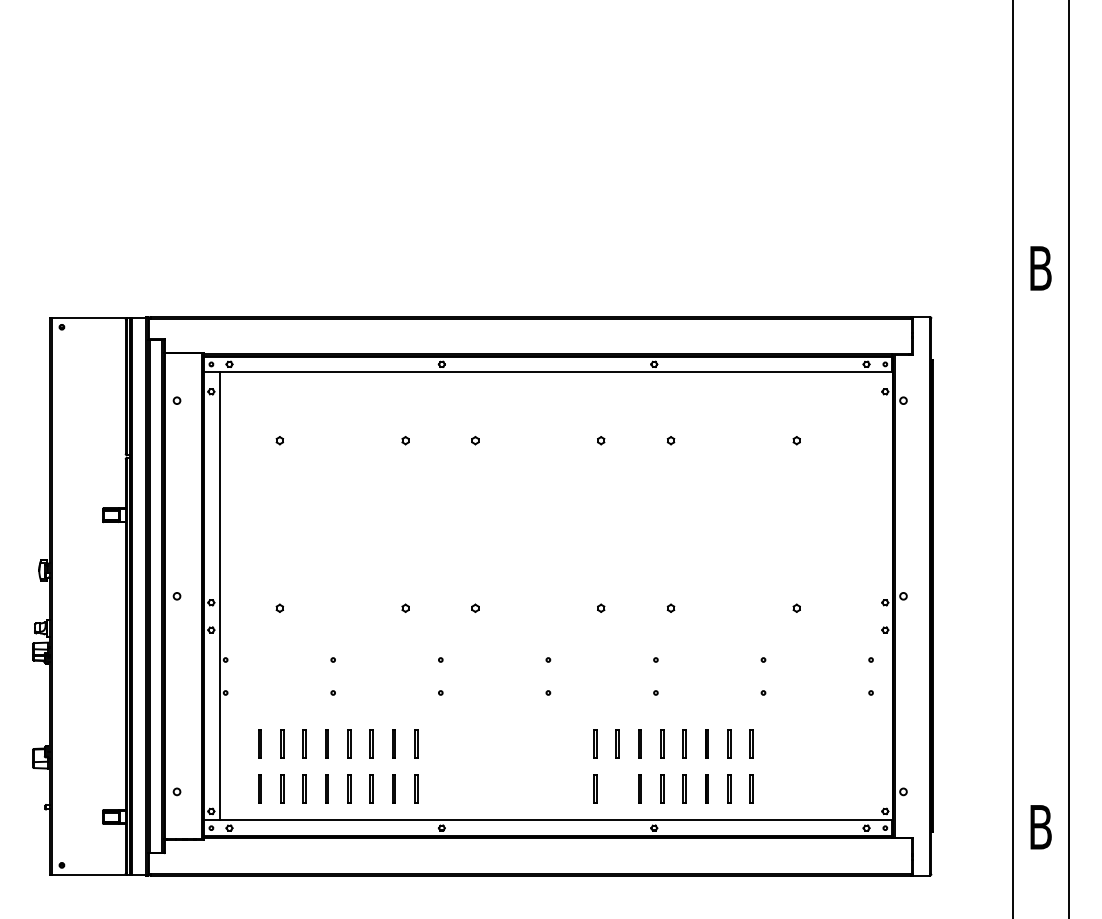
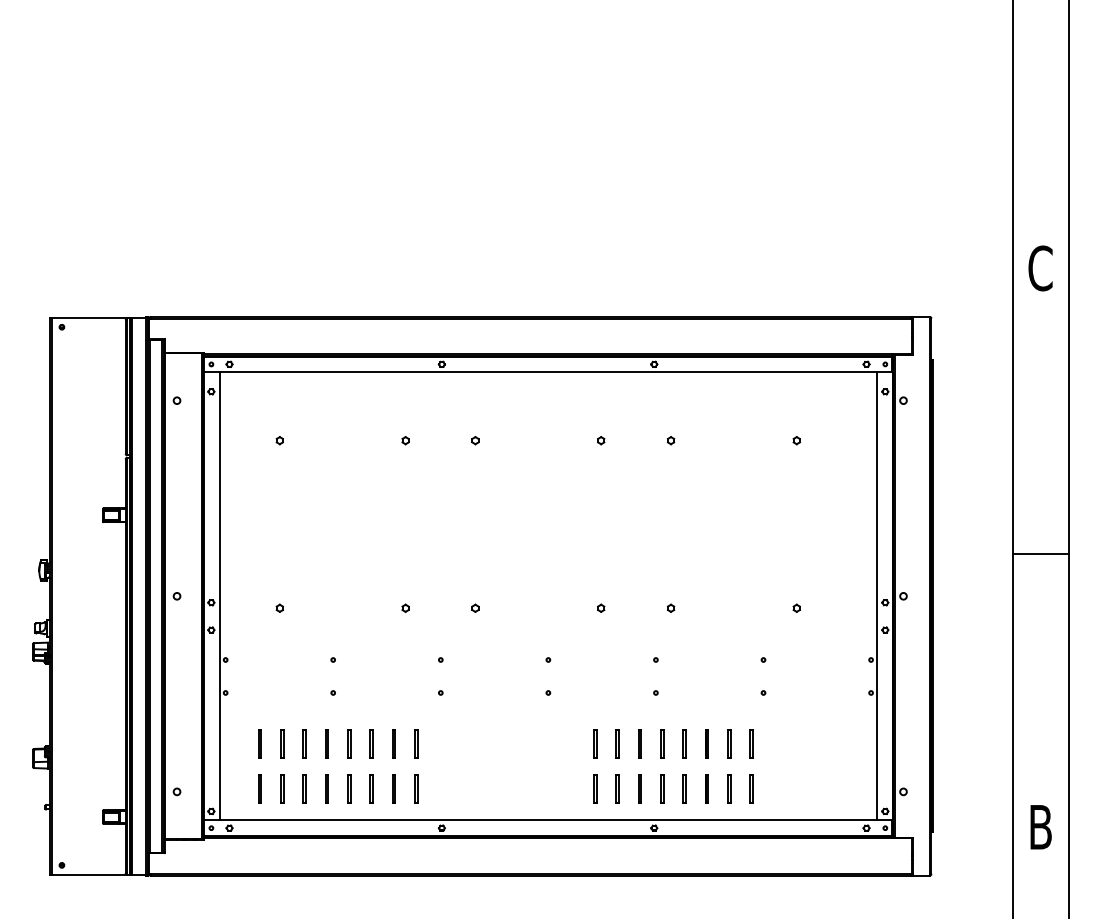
text: B -> C (1040, 268)
line: none -> present (1040, 554)
line: none -> present (877, 596)
line: none -> present (616, 788)
